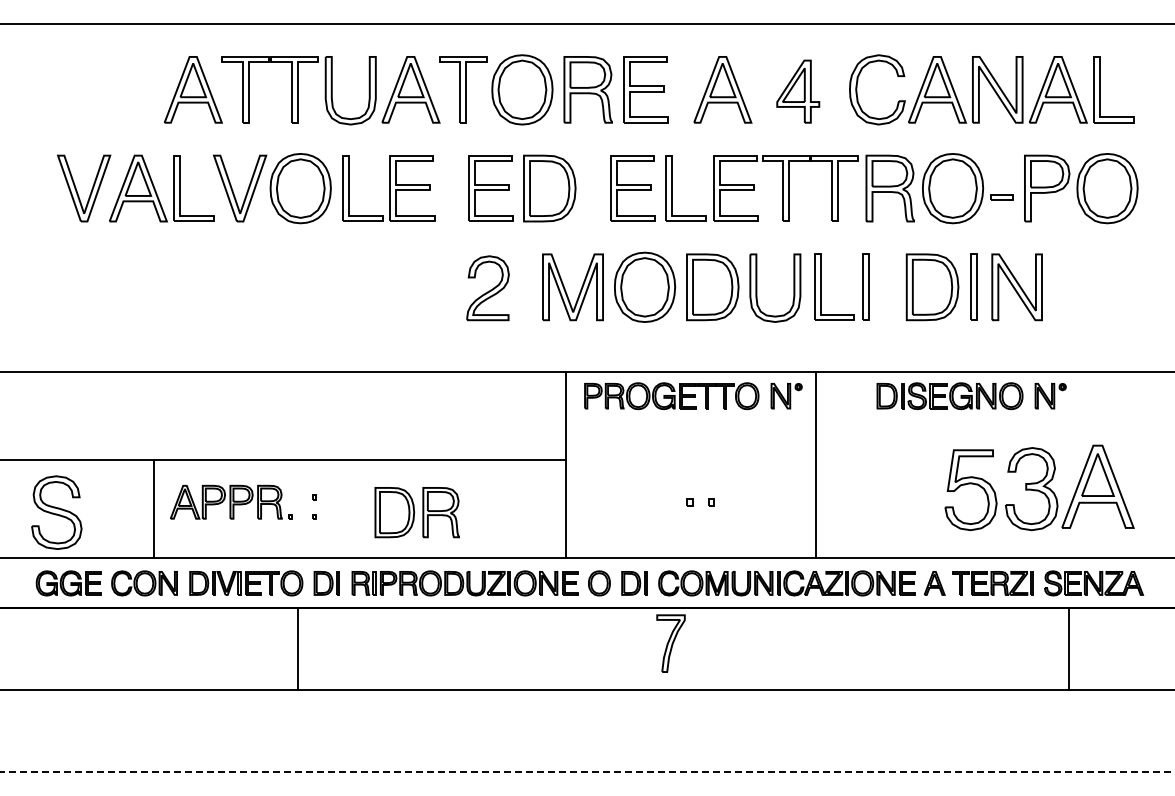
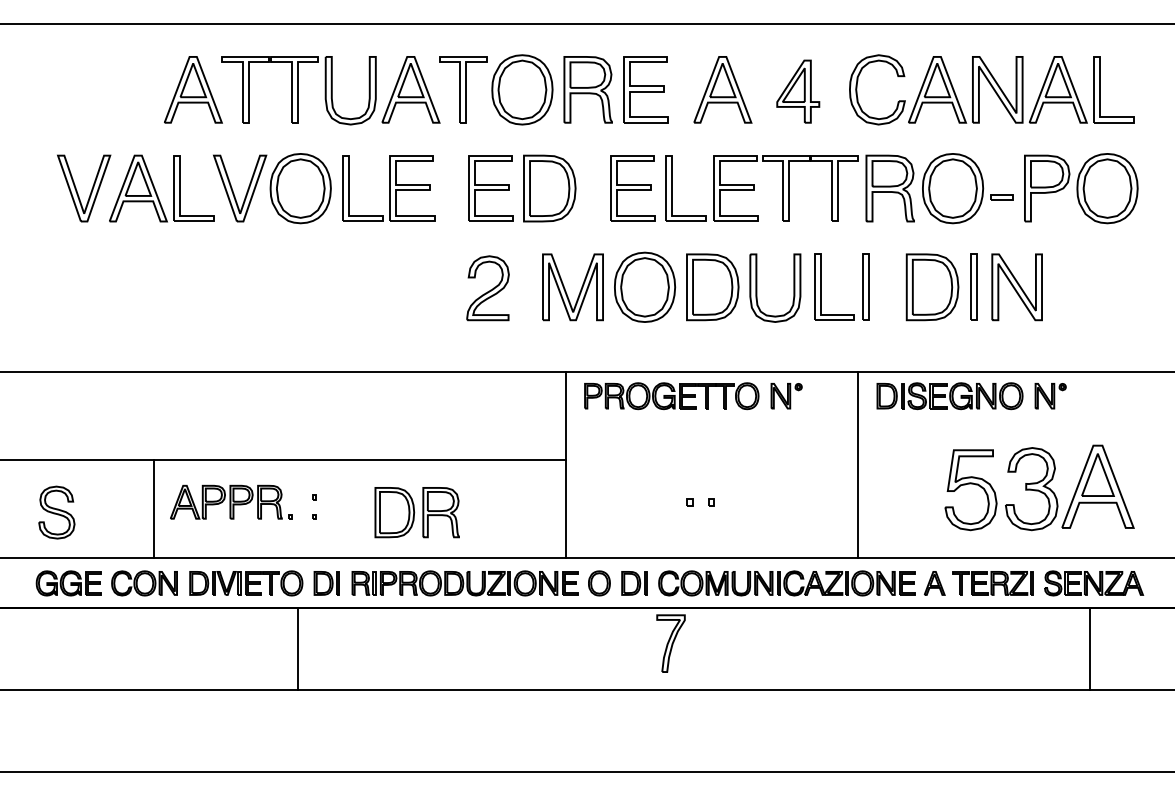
line position: (816, 465) -> (858, 465) (858, 465)
part size: 52x75 px -> 38x55 px (56, 512)
line position: (1069, 648) -> (1090, 648) (1090, 648)
line: dashed -> solid (588, 772)
